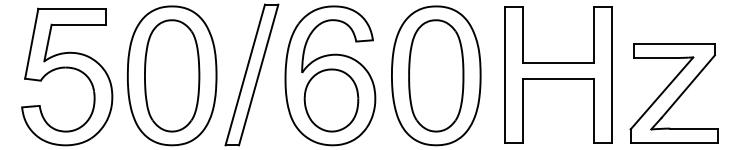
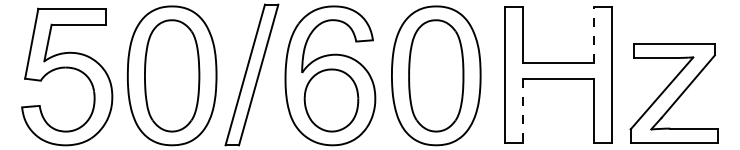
line: solid -> dashed (593, 34)
line: solid -> dashed (522, 111)
